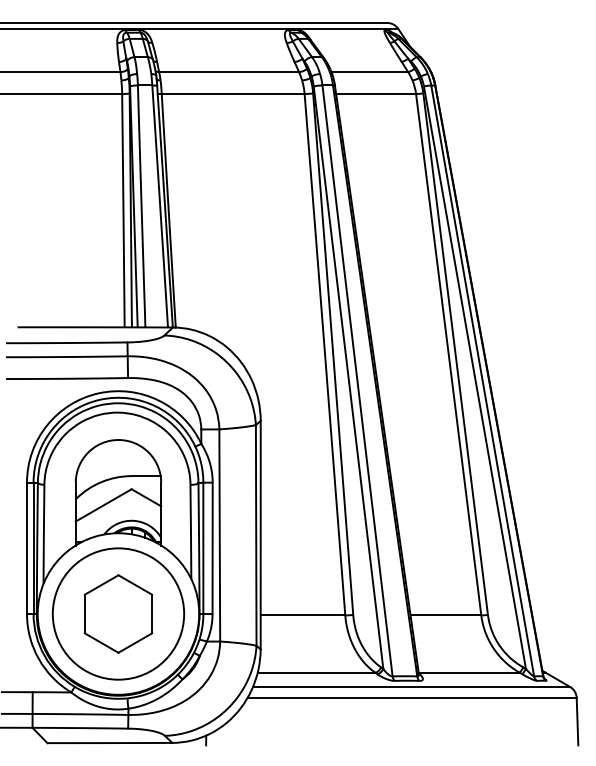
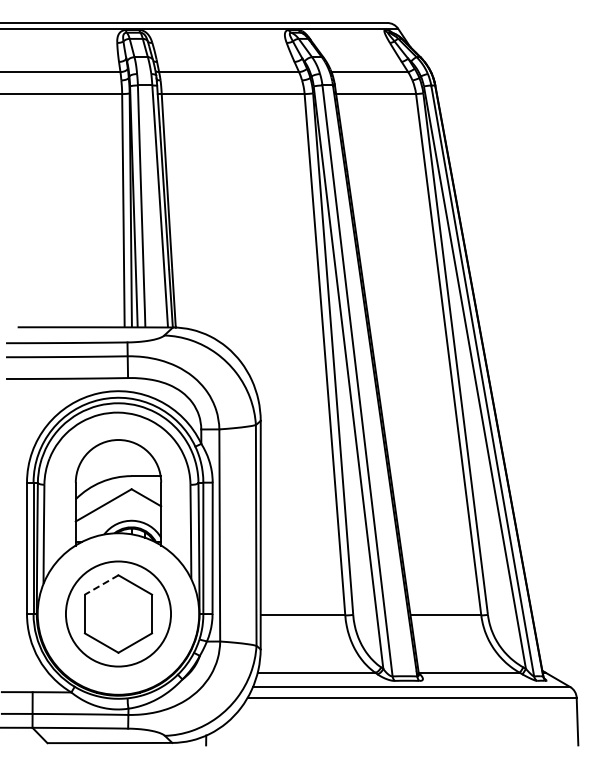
line: solid -> dashed (101, 585)
circle diameter: 131 px -> 105 px (118, 613)
